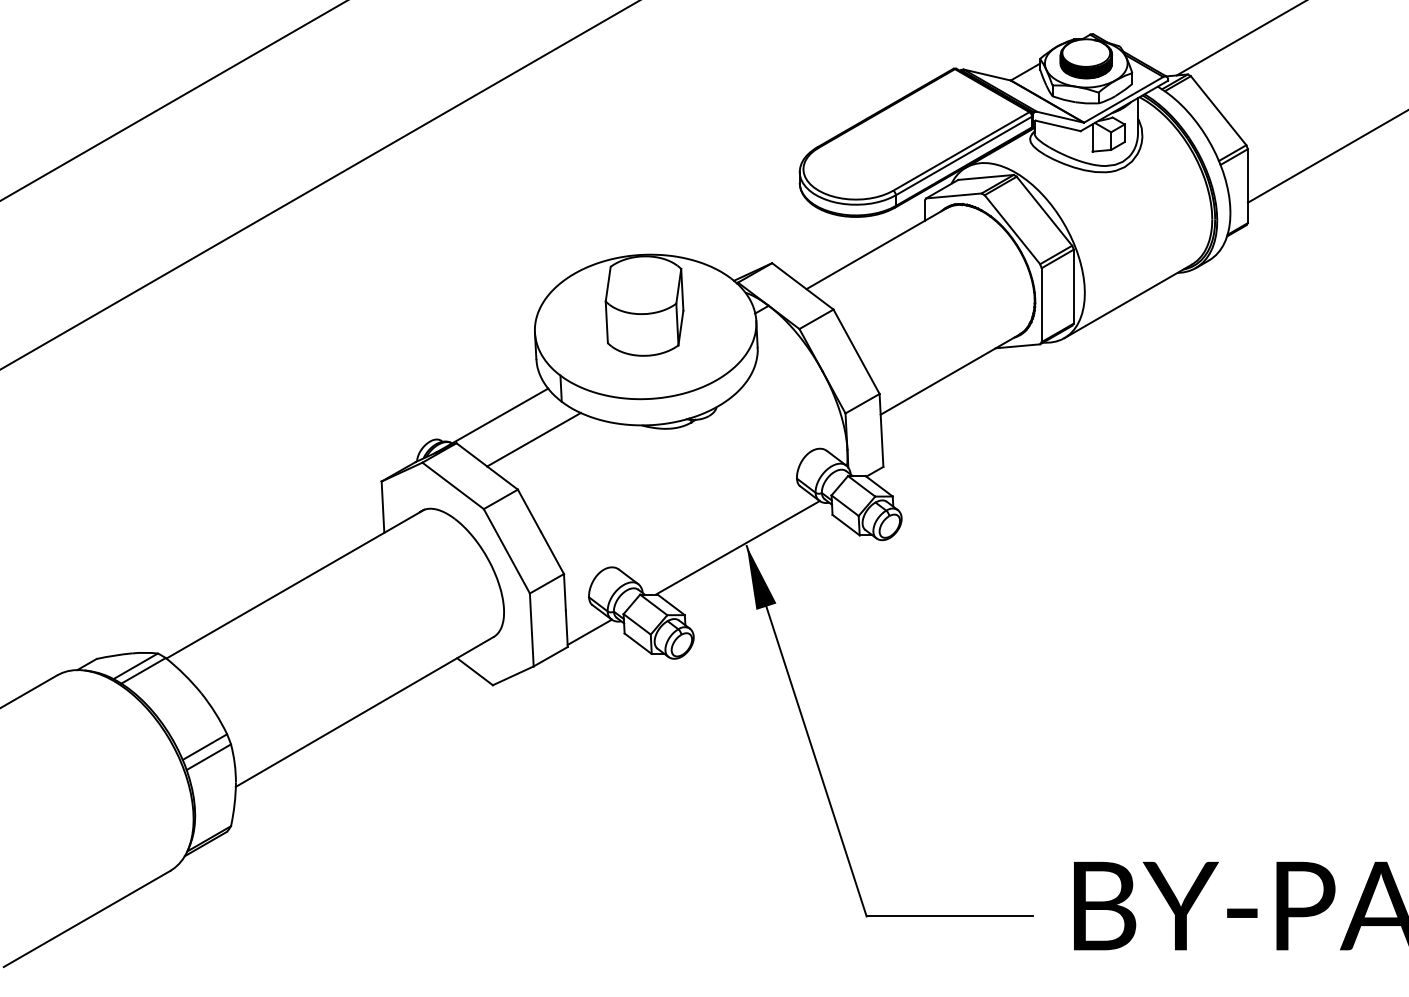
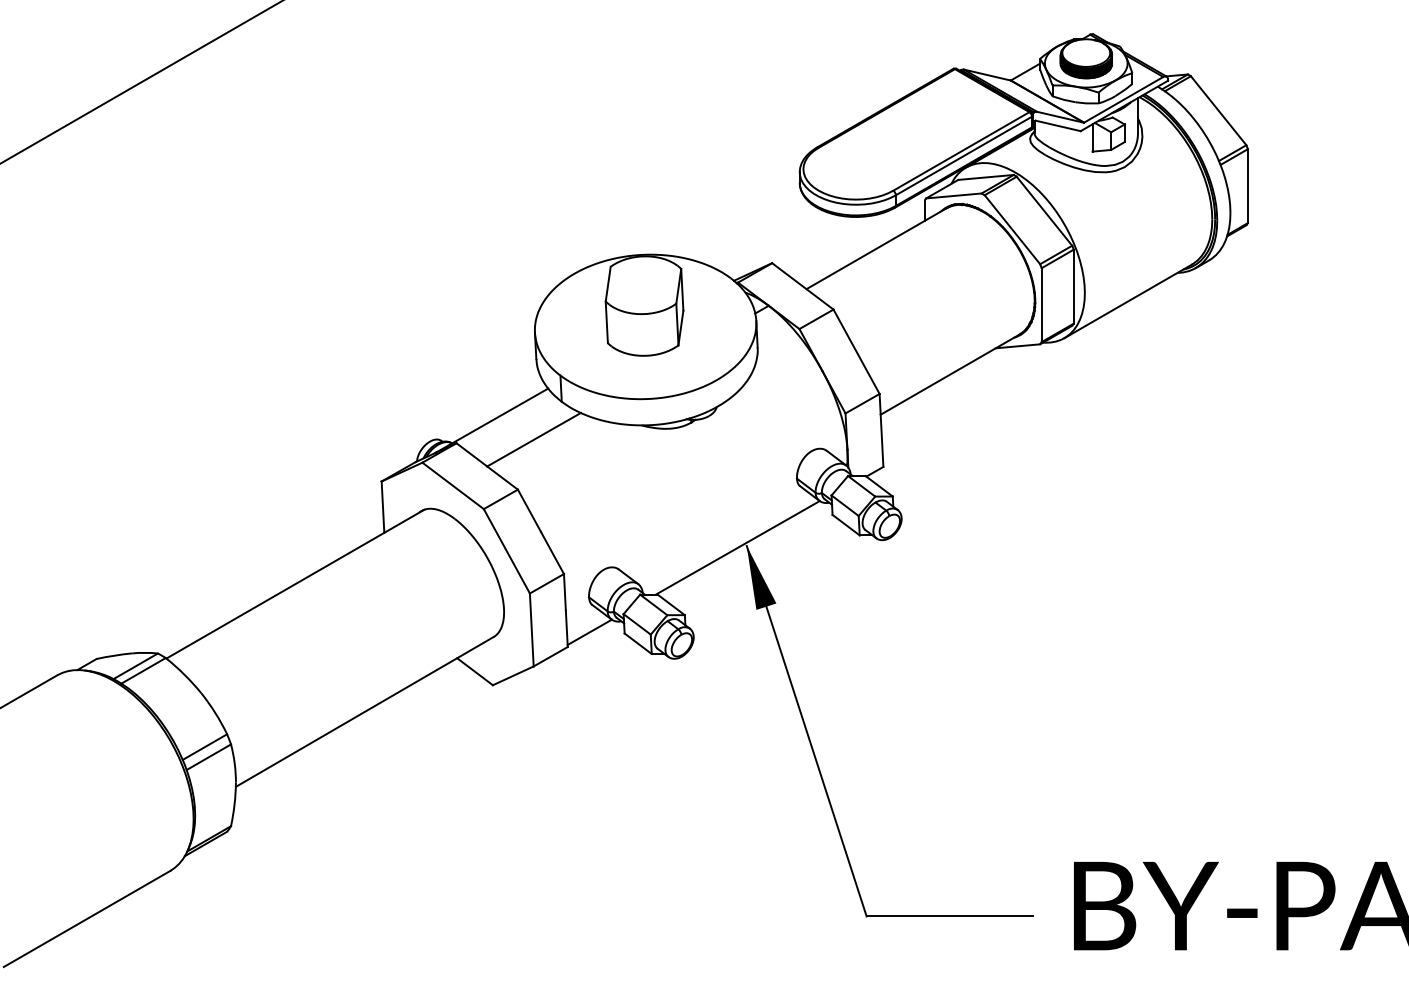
line: present -> none (1239, 38)
line position: (173, 100) -> (140, 82) (140, 82)
line: present -> none (1326, 156)
line: present -> none (319, 185)
